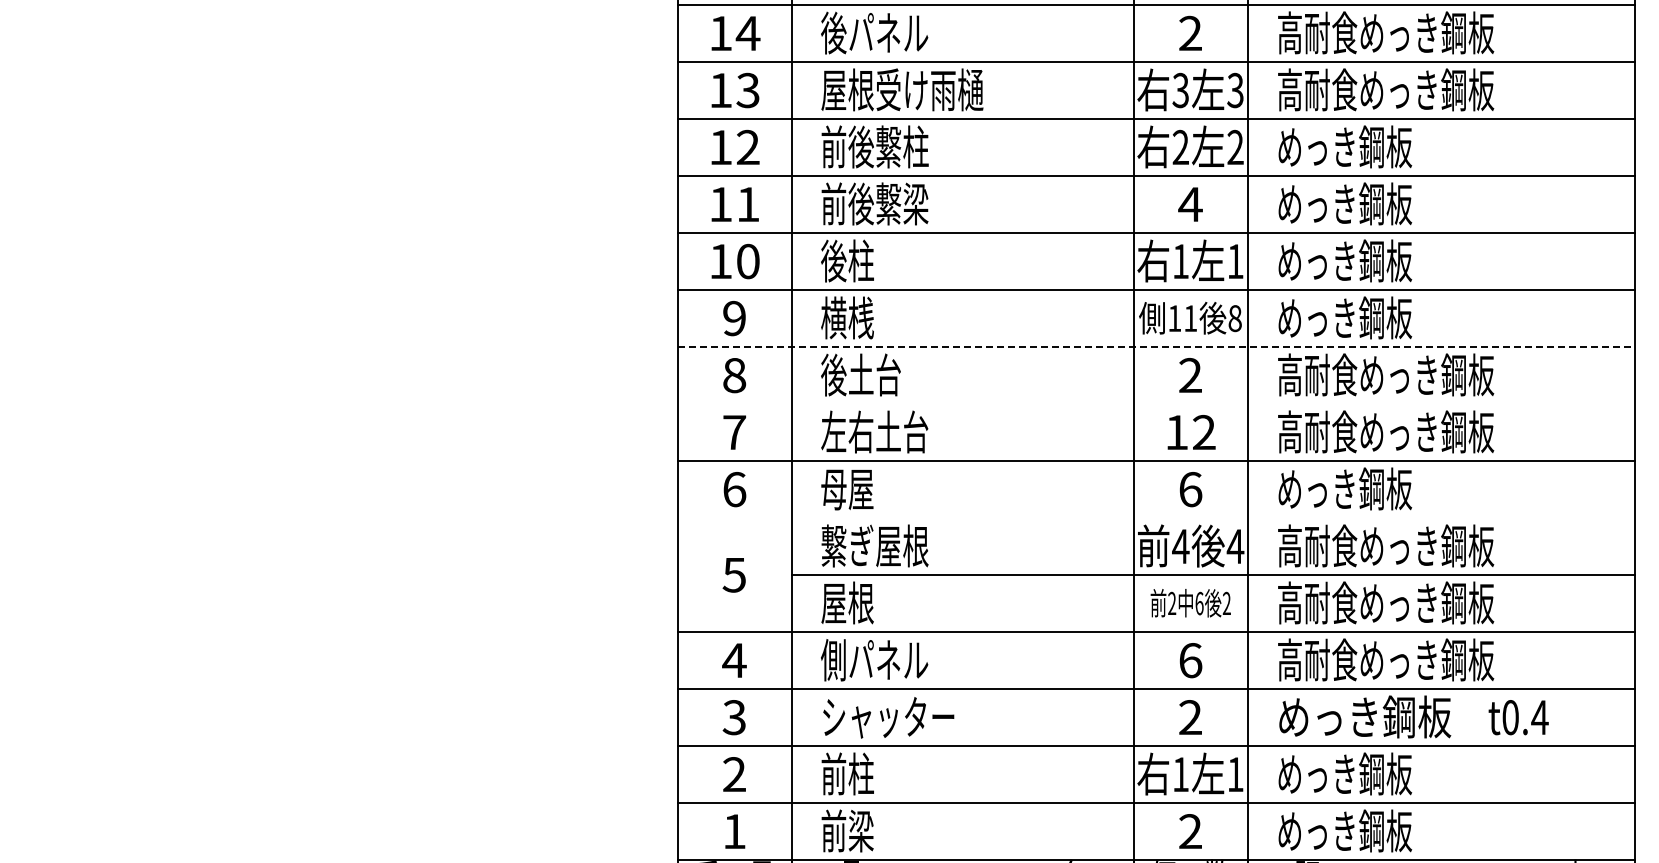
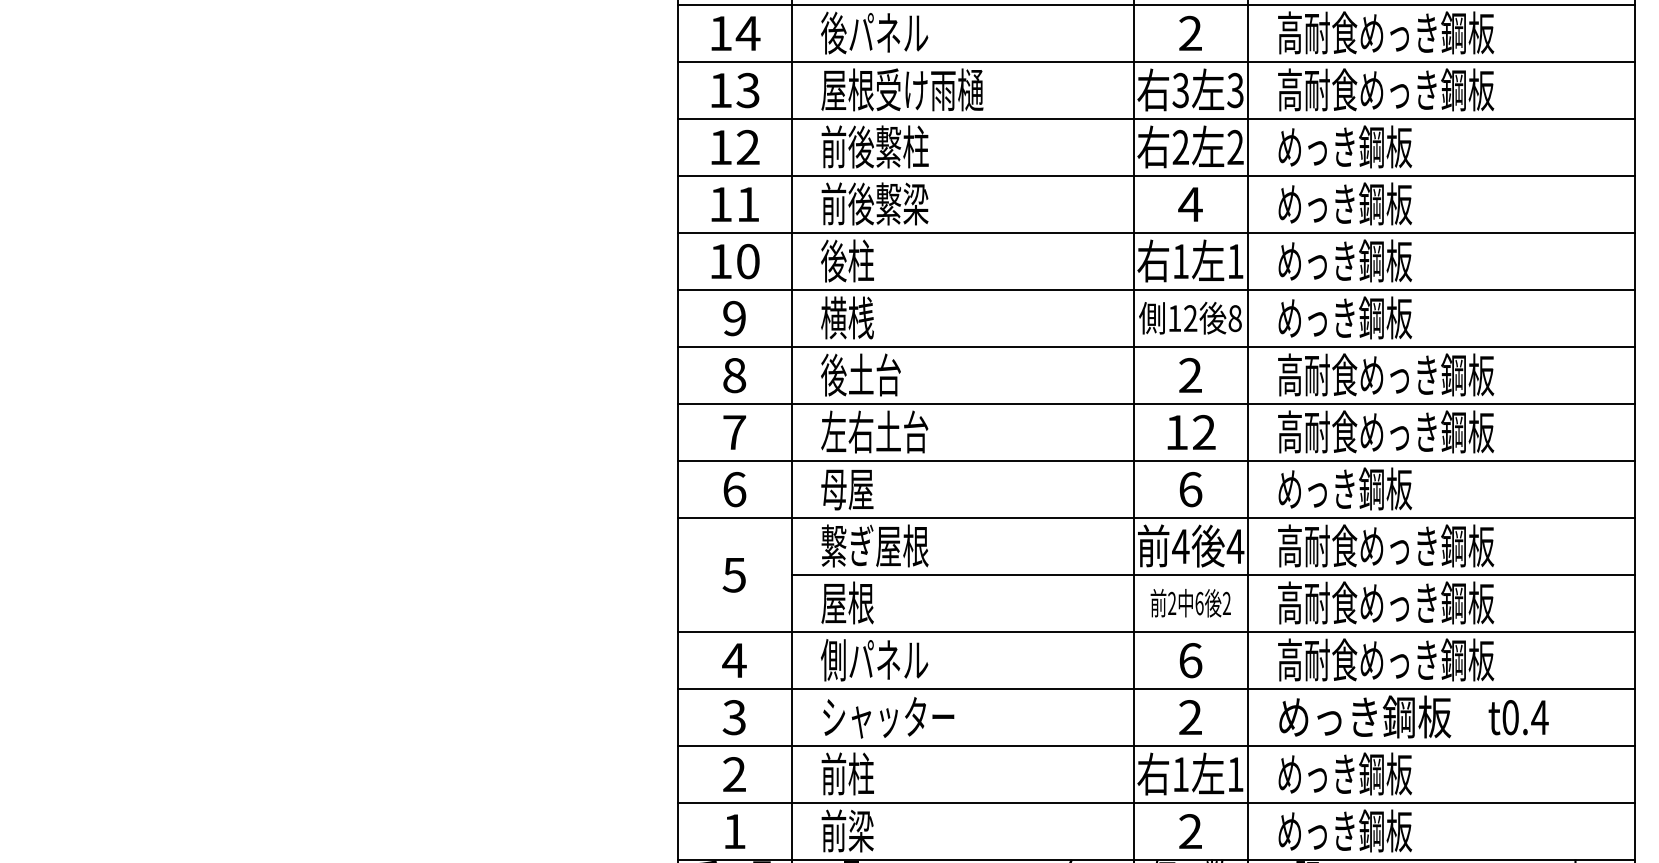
text: 11 -> 12 (1190, 318)
line: dashed -> solid (1156, 347)
line: none -> present (1156, 404)
line: none -> present (1156, 518)
